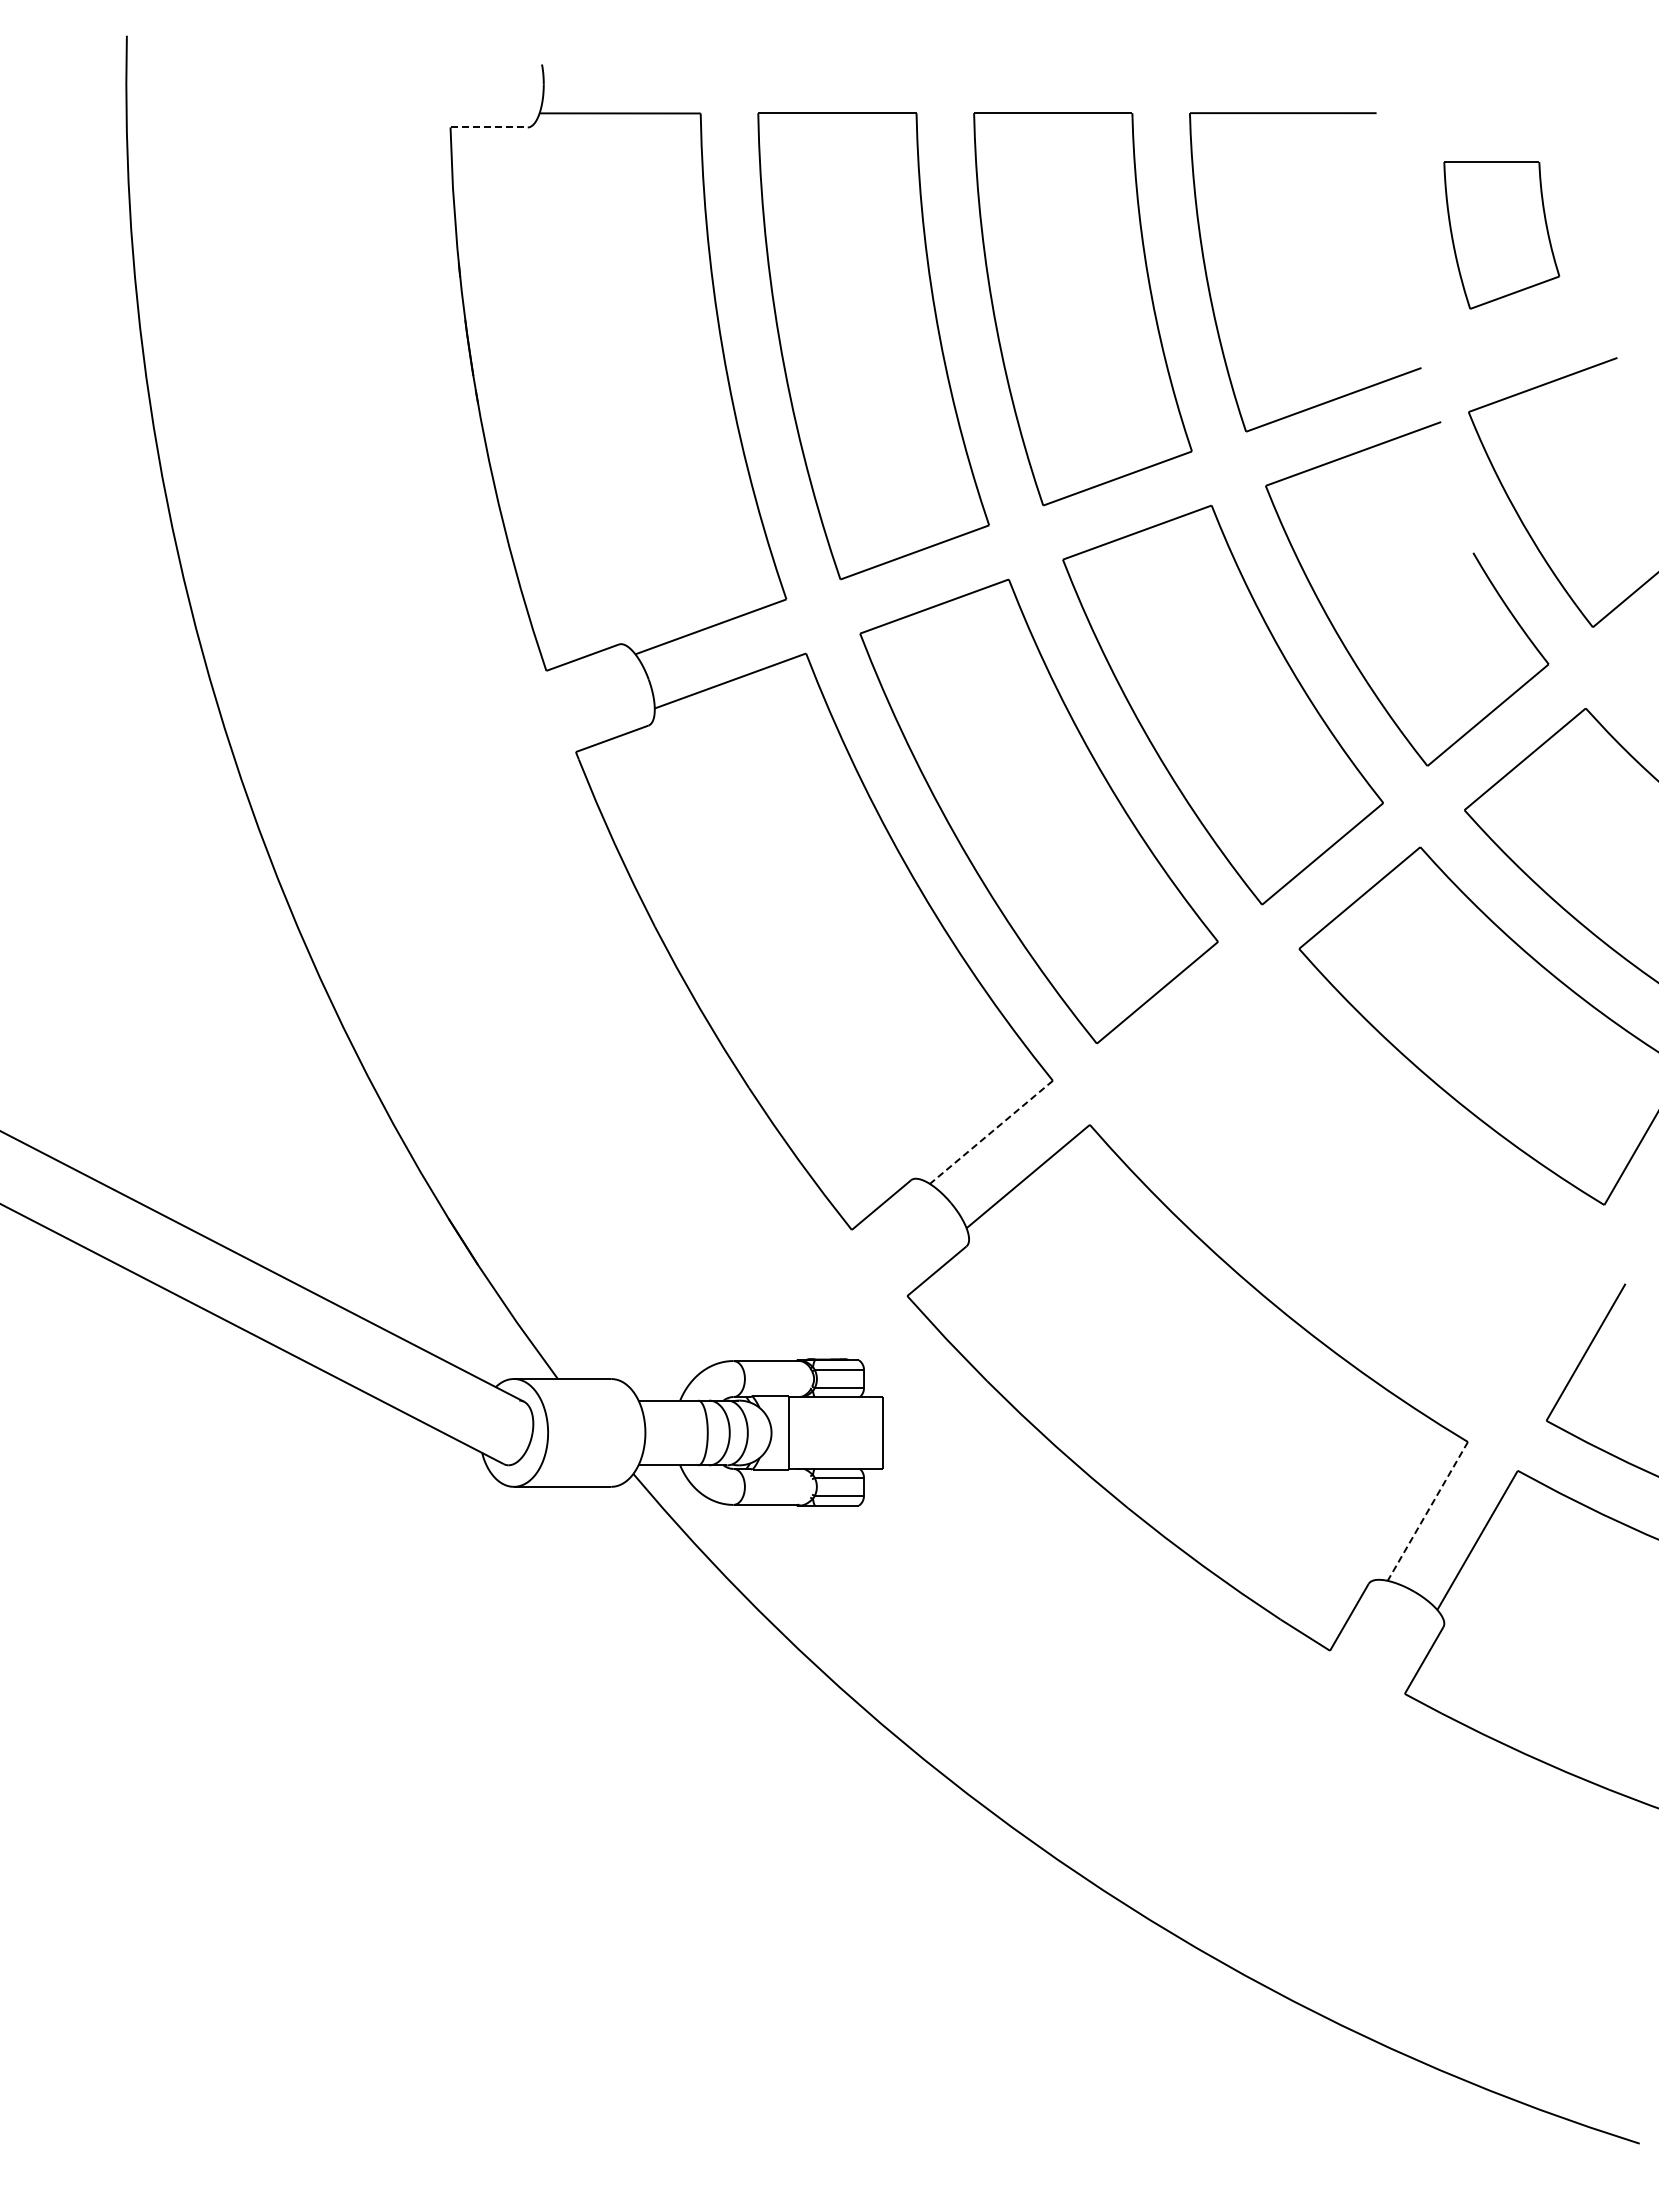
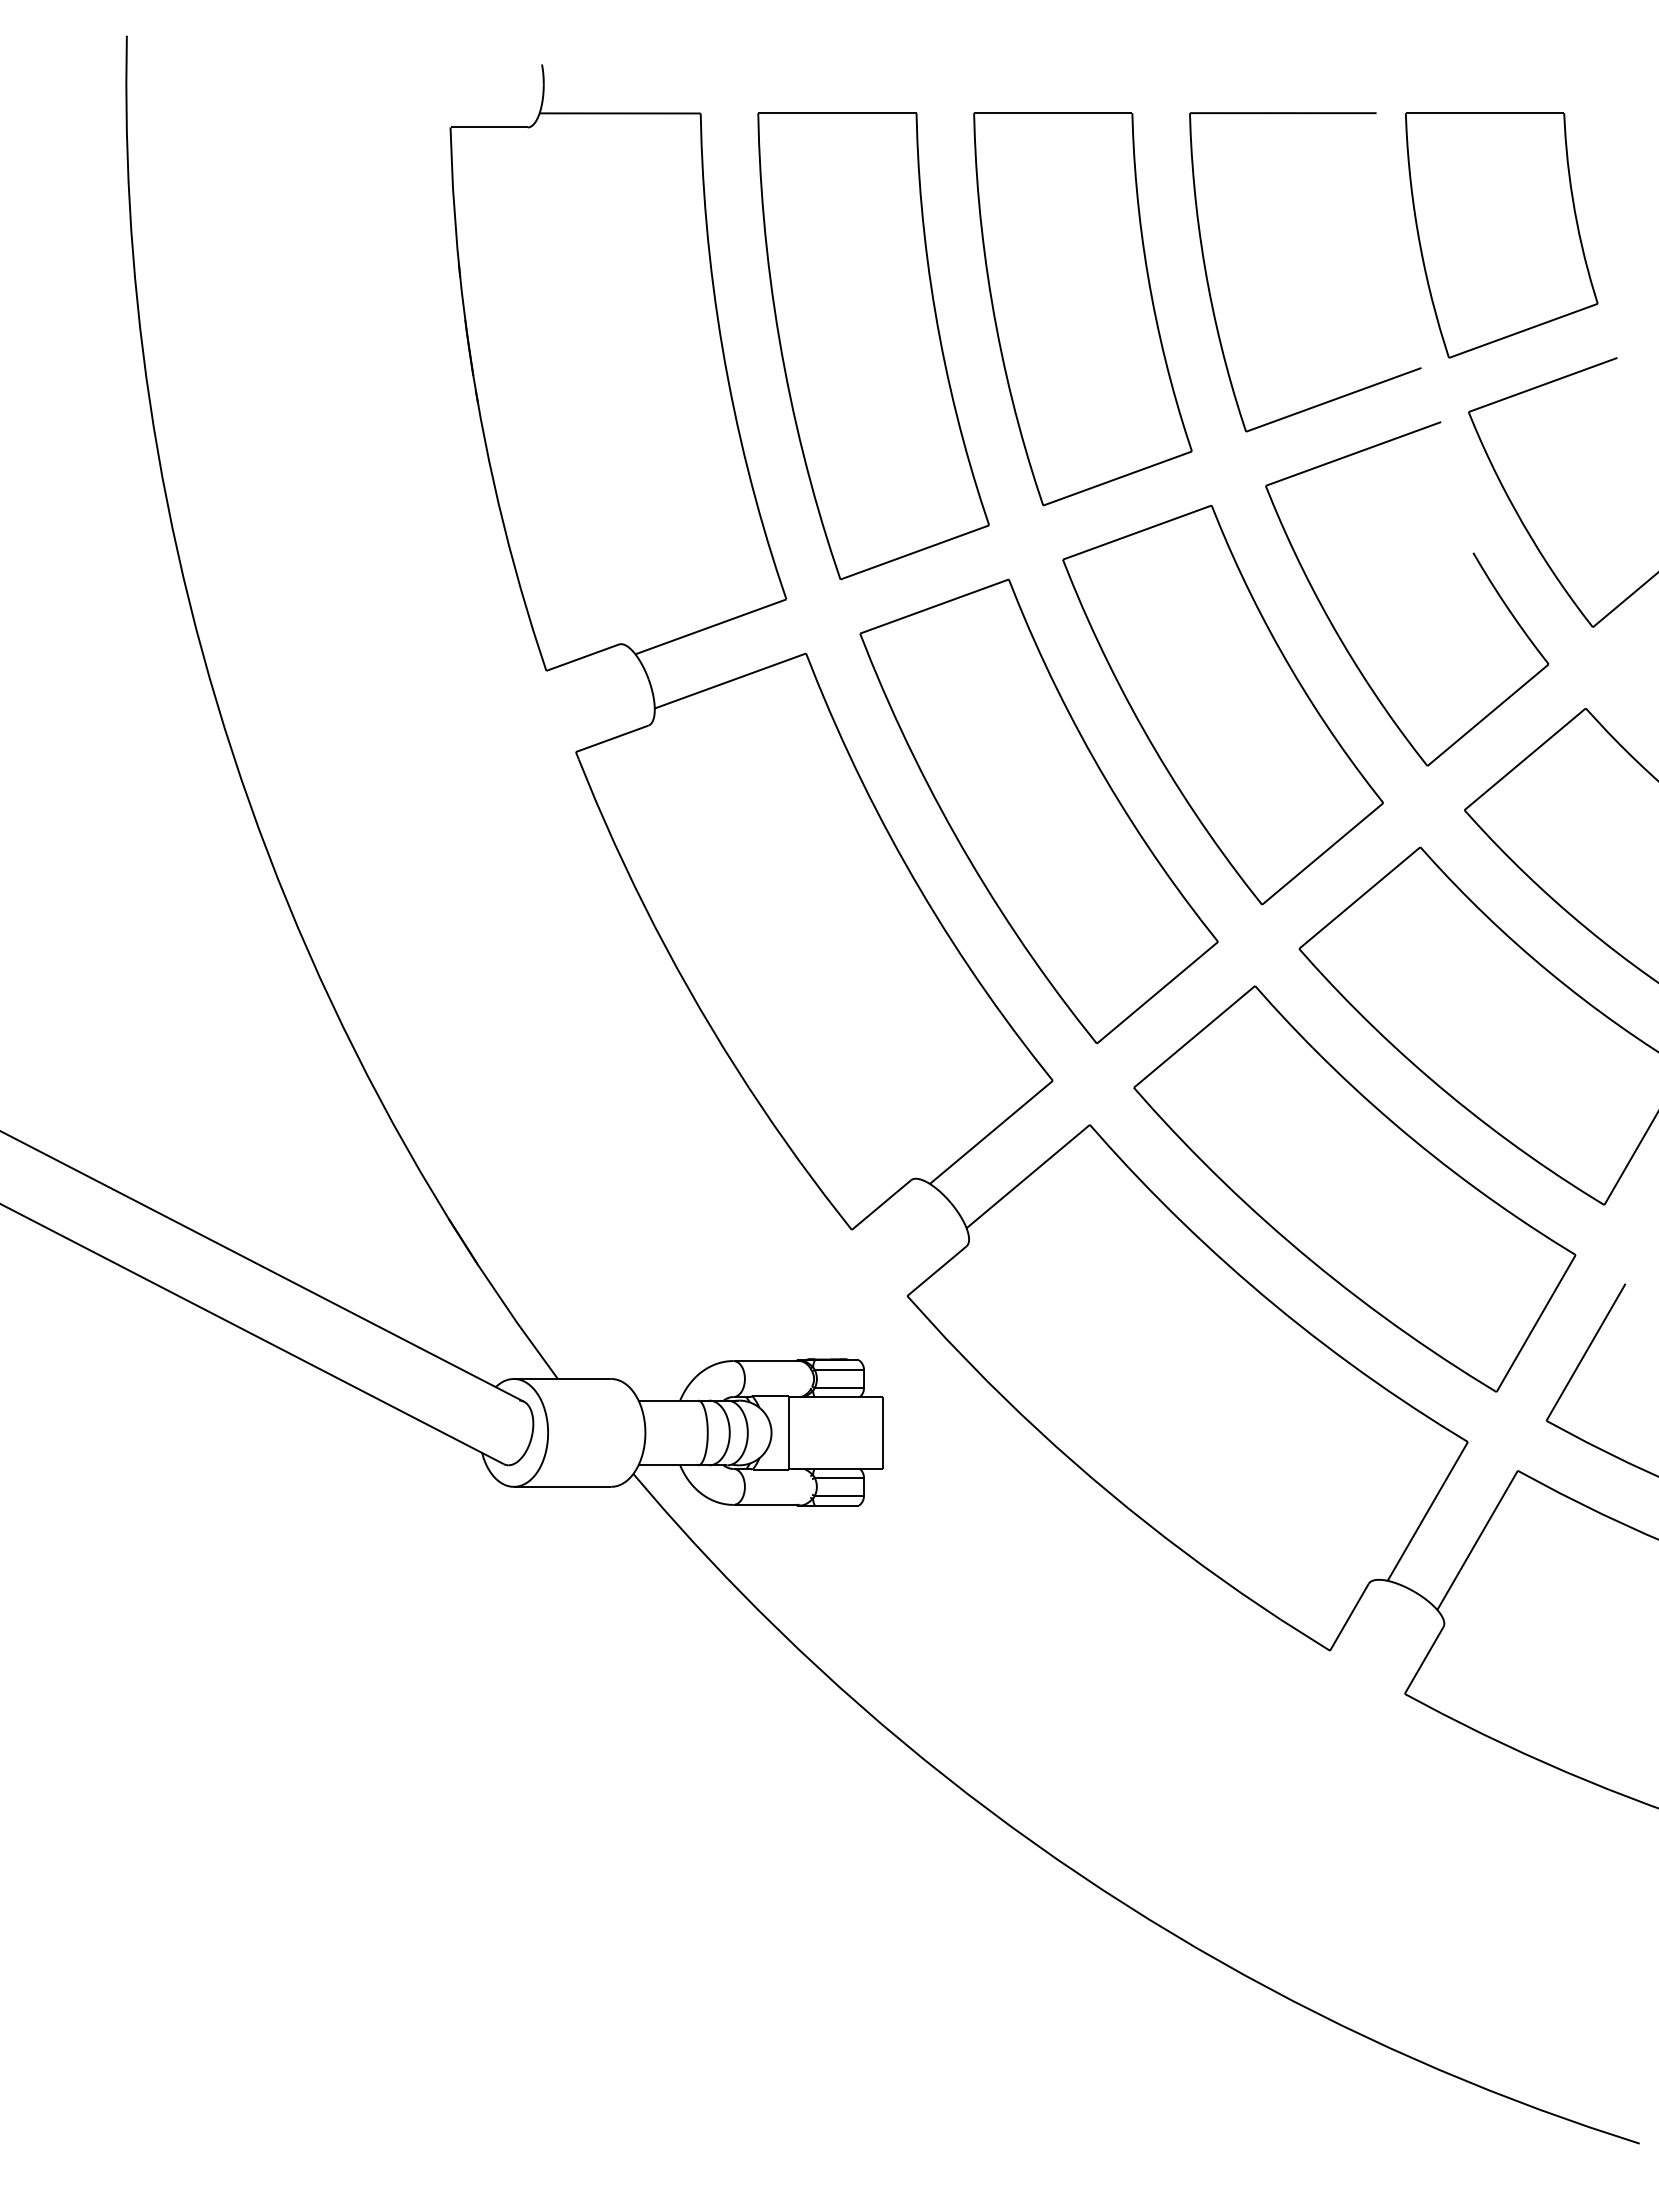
line: dashed -> solid (489, 127)
part size: 118x149 px -> 194x247 px (1501, 235)
line: dashed -> solid (991, 1132)
part: none -> present (1354, 1188)
line: dashed -> solid (1427, 1511)
